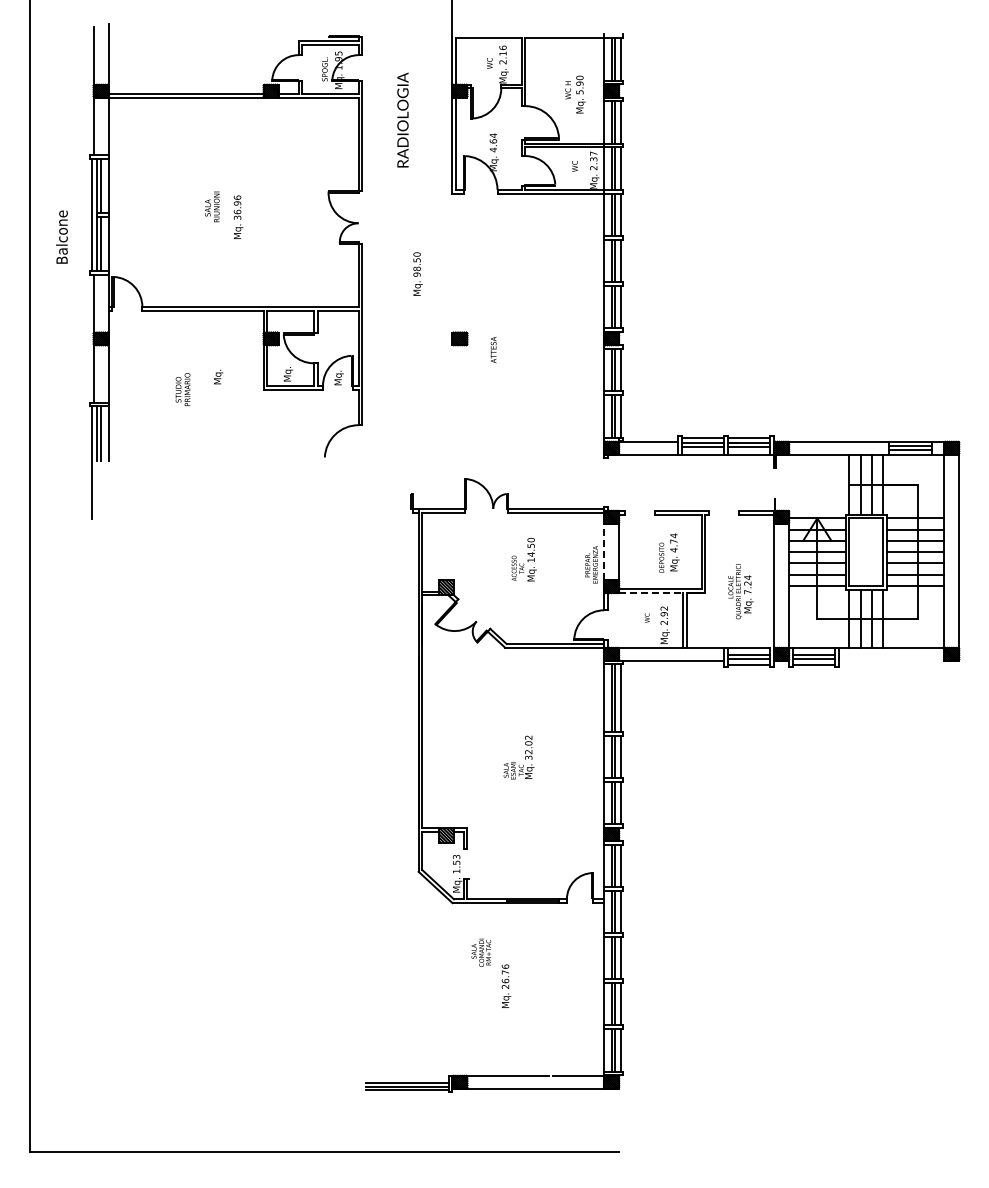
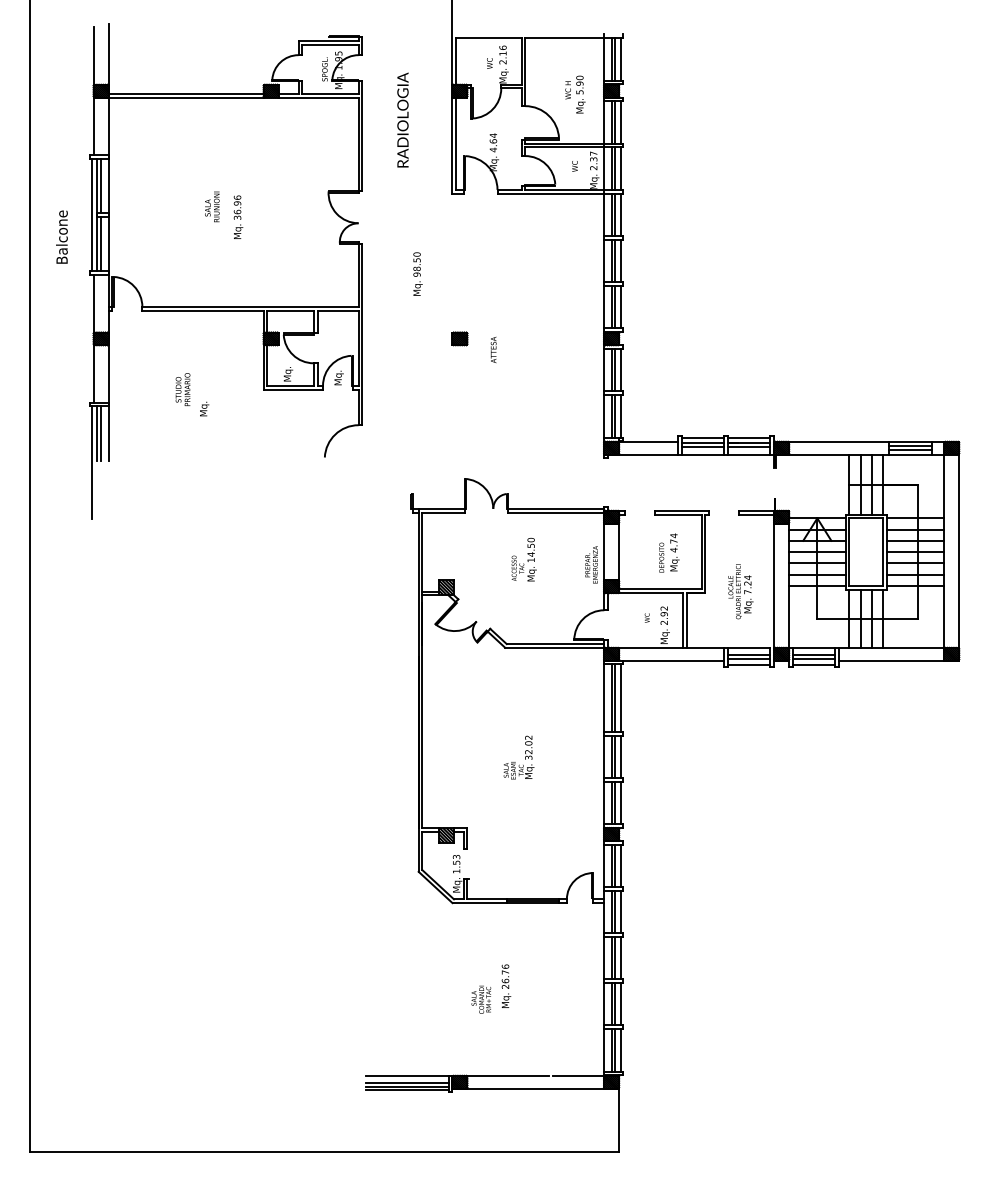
text position: (218, 376) -> (204, 408) (204, 408)
line: dashed -> solid (604, 551)
line: dashed -> solid (651, 593)
line: none -> present (899, 660)
text position: (481, 952) -> (481, 999) (481, 999)
line: none -> present (407, 1075)
line: none -> present (619, 1120)
